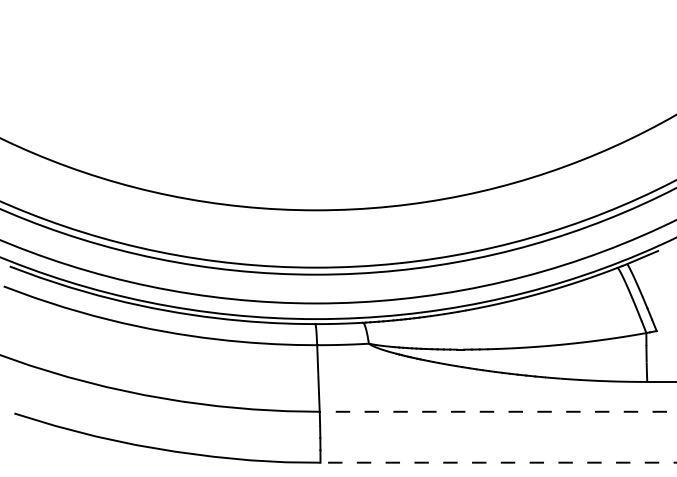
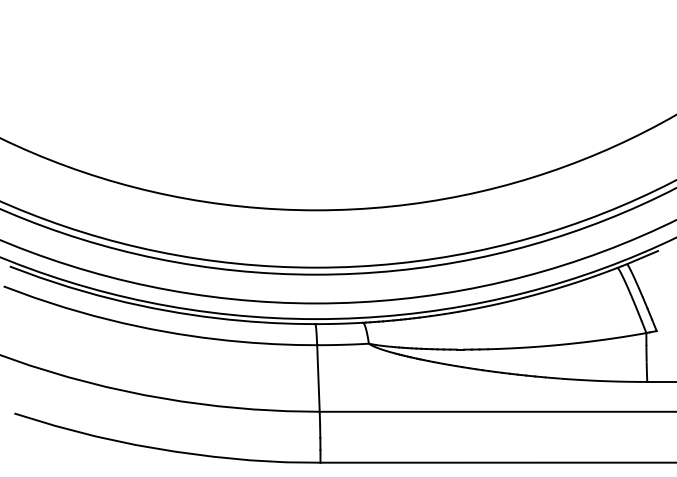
line: dashed -> solid (497, 411)
line: dashed -> solid (498, 462)
